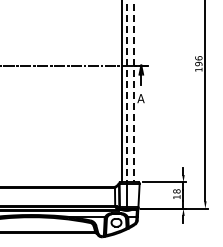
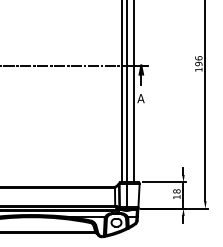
line: dashed -> solid (126, 91)
line: dashed -> solid (133, 91)
